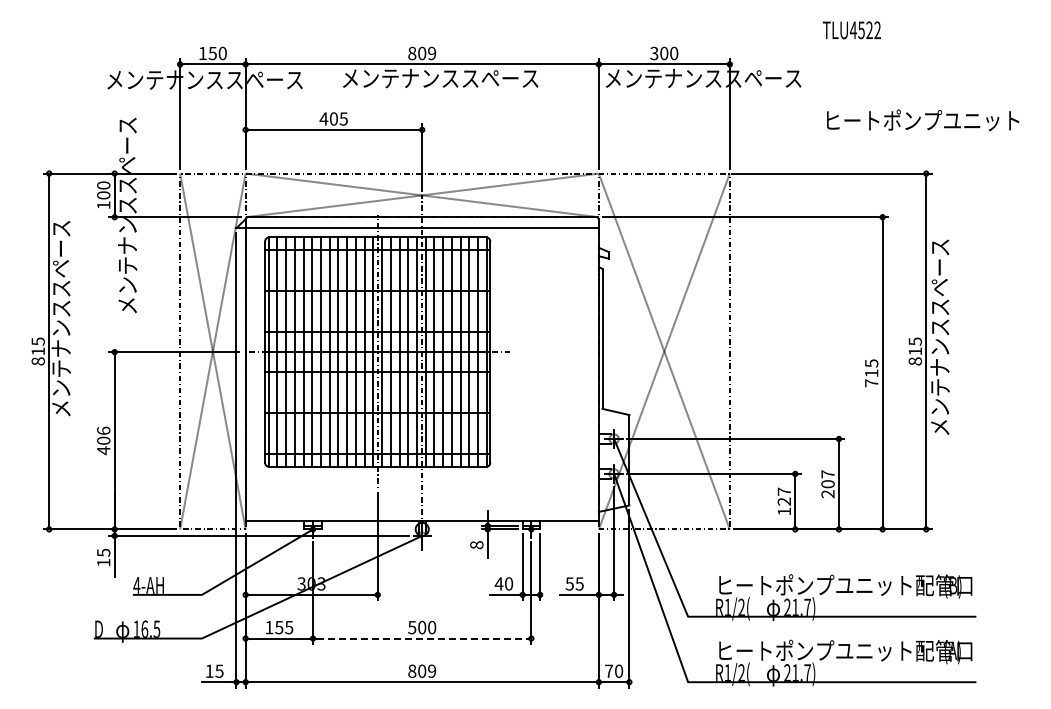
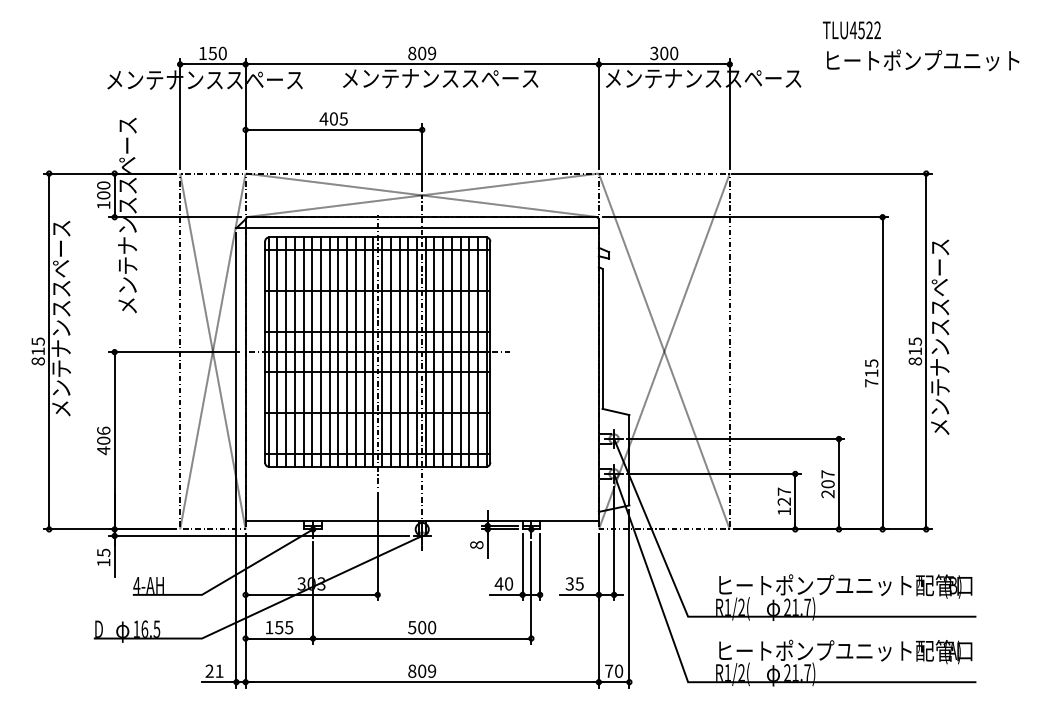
text position: (923, 120) -> (923, 60) (923, 60)
text: 55 -> 35 (569, 583)
line: dashed -> solid (422, 638)
text: 15 -> 21 (214, 670)
